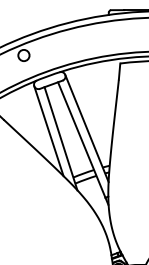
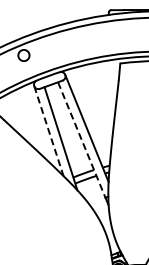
line: solid -> dashed (49, 131)
line: solid -> dashed (81, 140)
